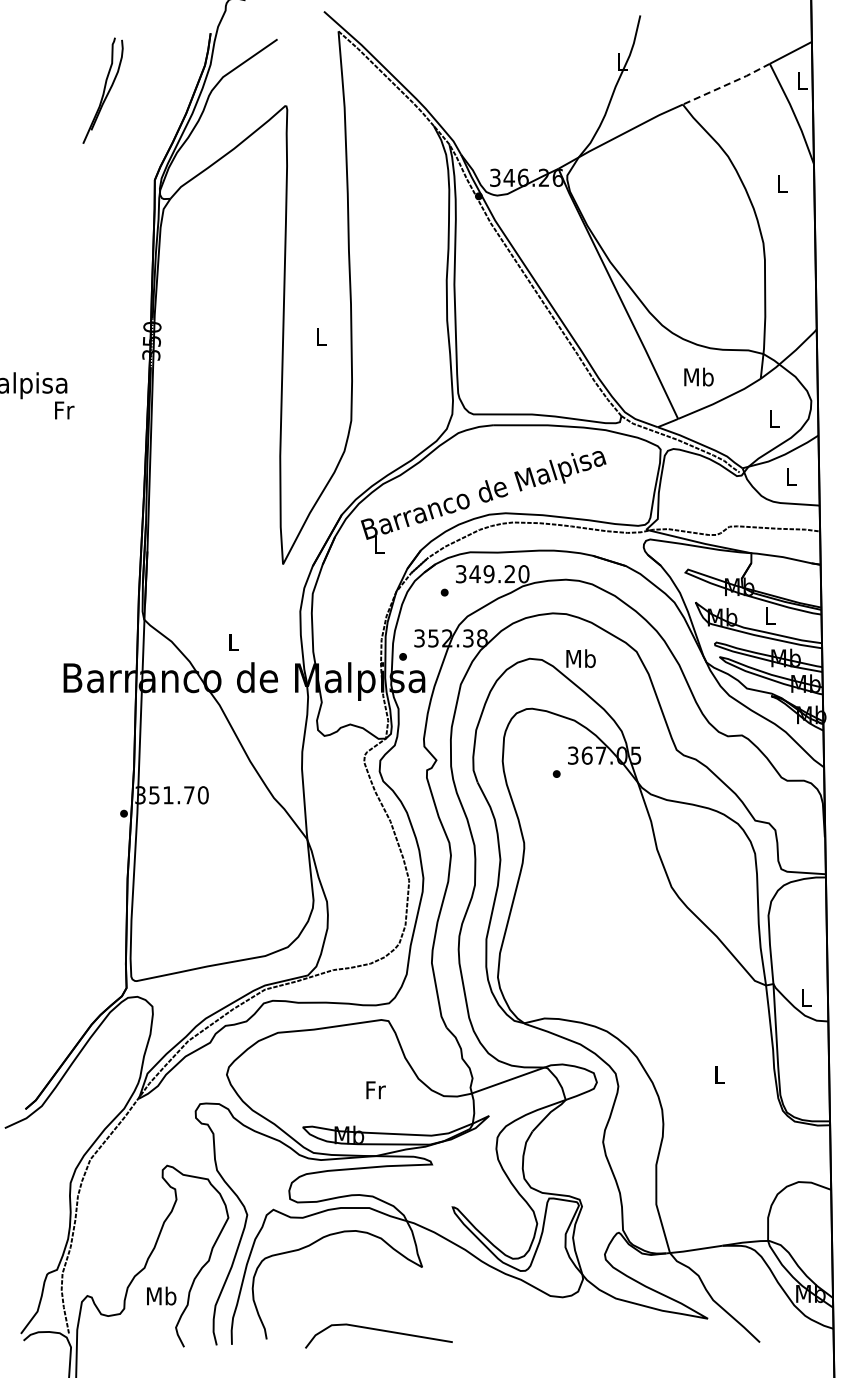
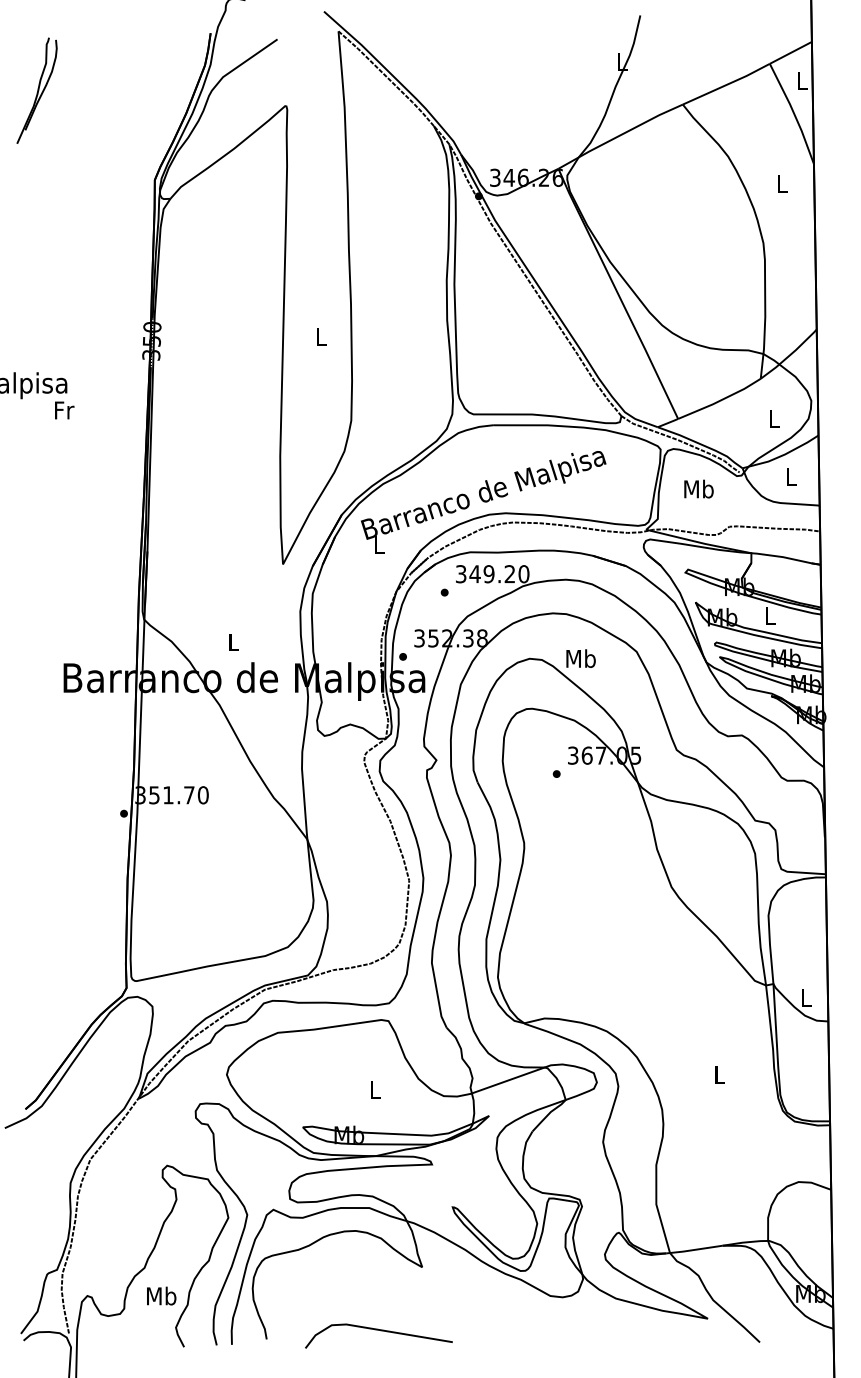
line: dashed -> solid (727, 84)
part position: (102, 90) -> (36, 90) (36, 90)
text position: (698, 376) -> (698, 488) (698, 488)
text: Fr -> L (375, 1090)
